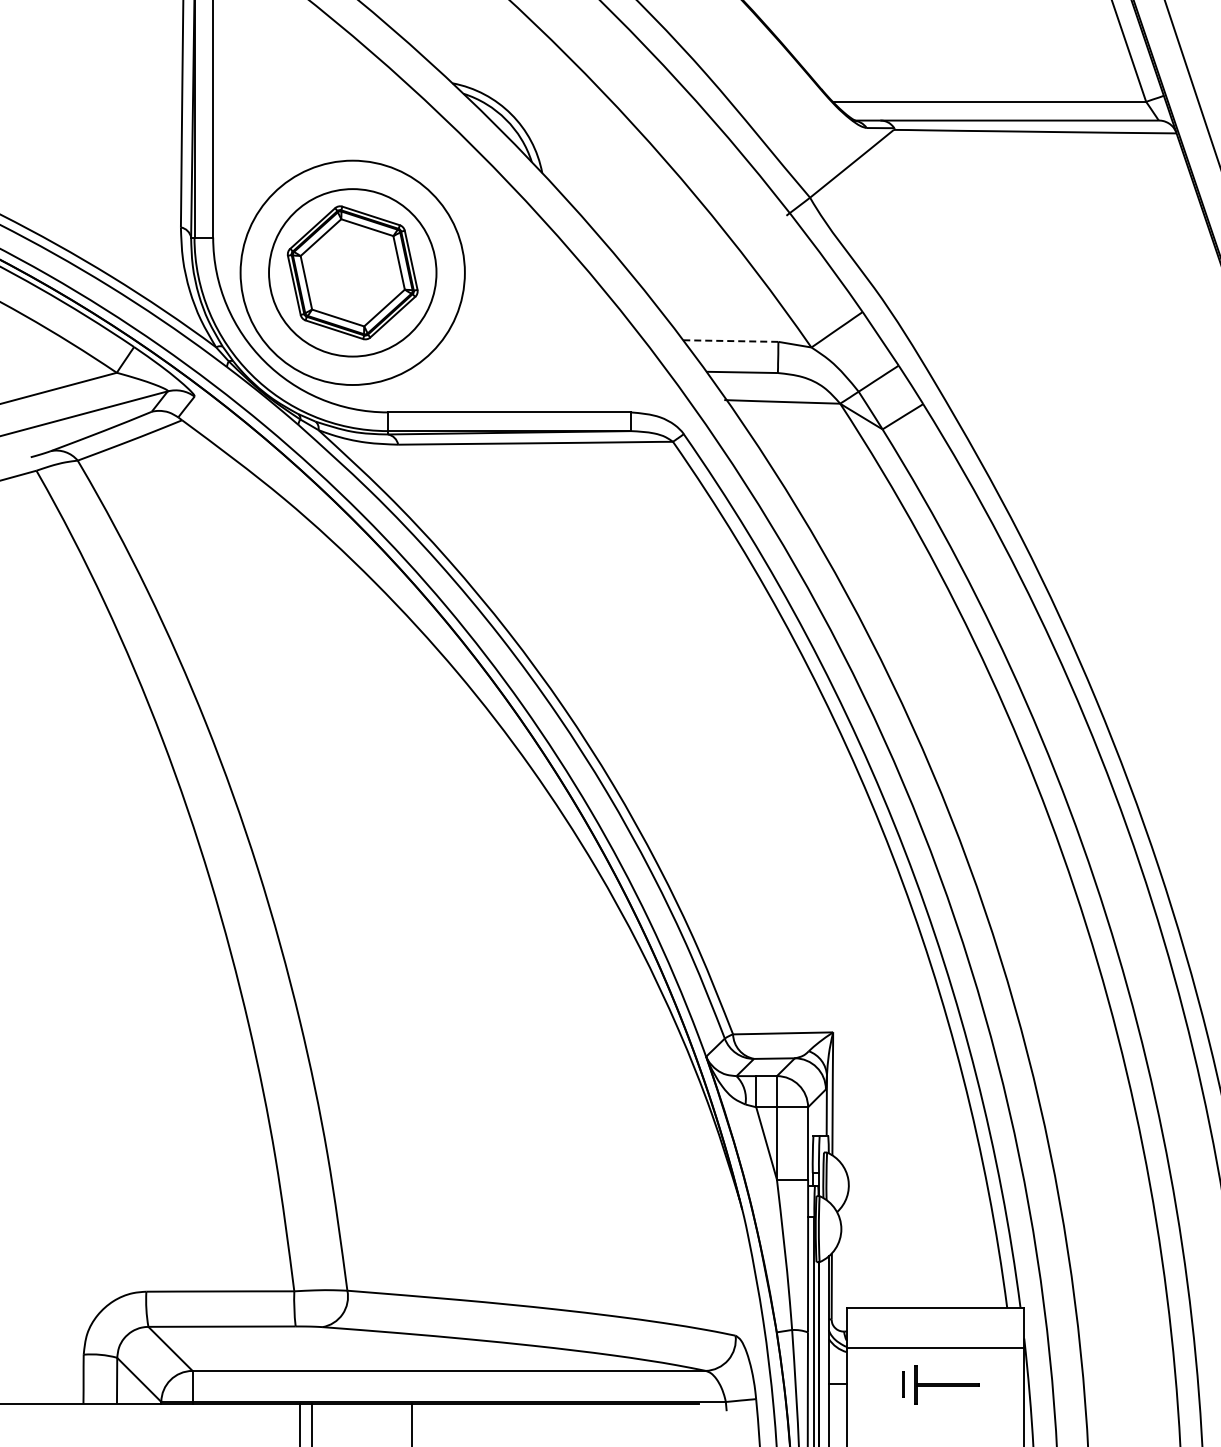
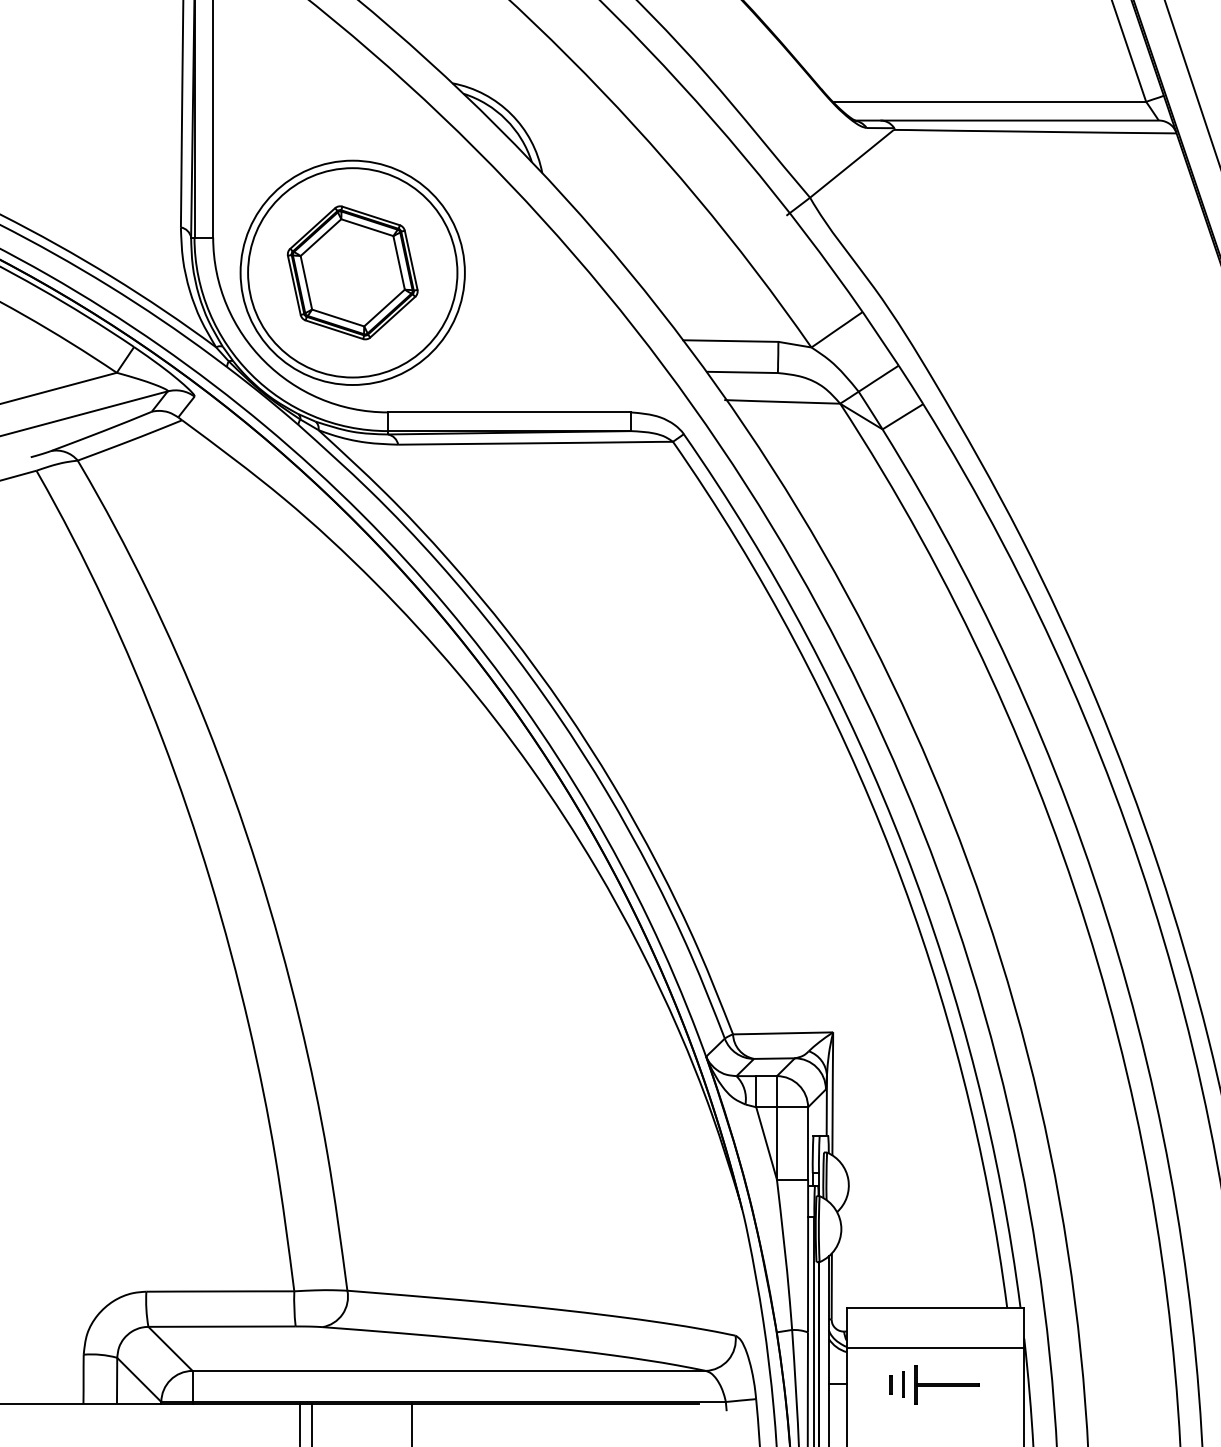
circle diameter: 167 px -> 209 px (352, 272)
line: dashed -> solid (730, 341)
line: none -> present (890, 1384)
